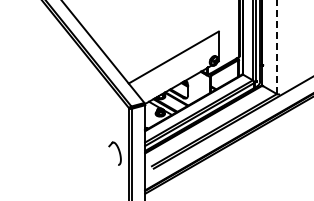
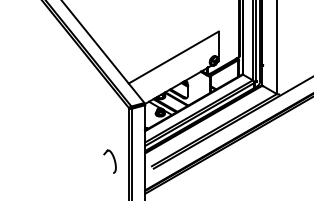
line: dashed -> solid (276, 47)
part position: (114, 153) -> (109, 161) (109, 161)
